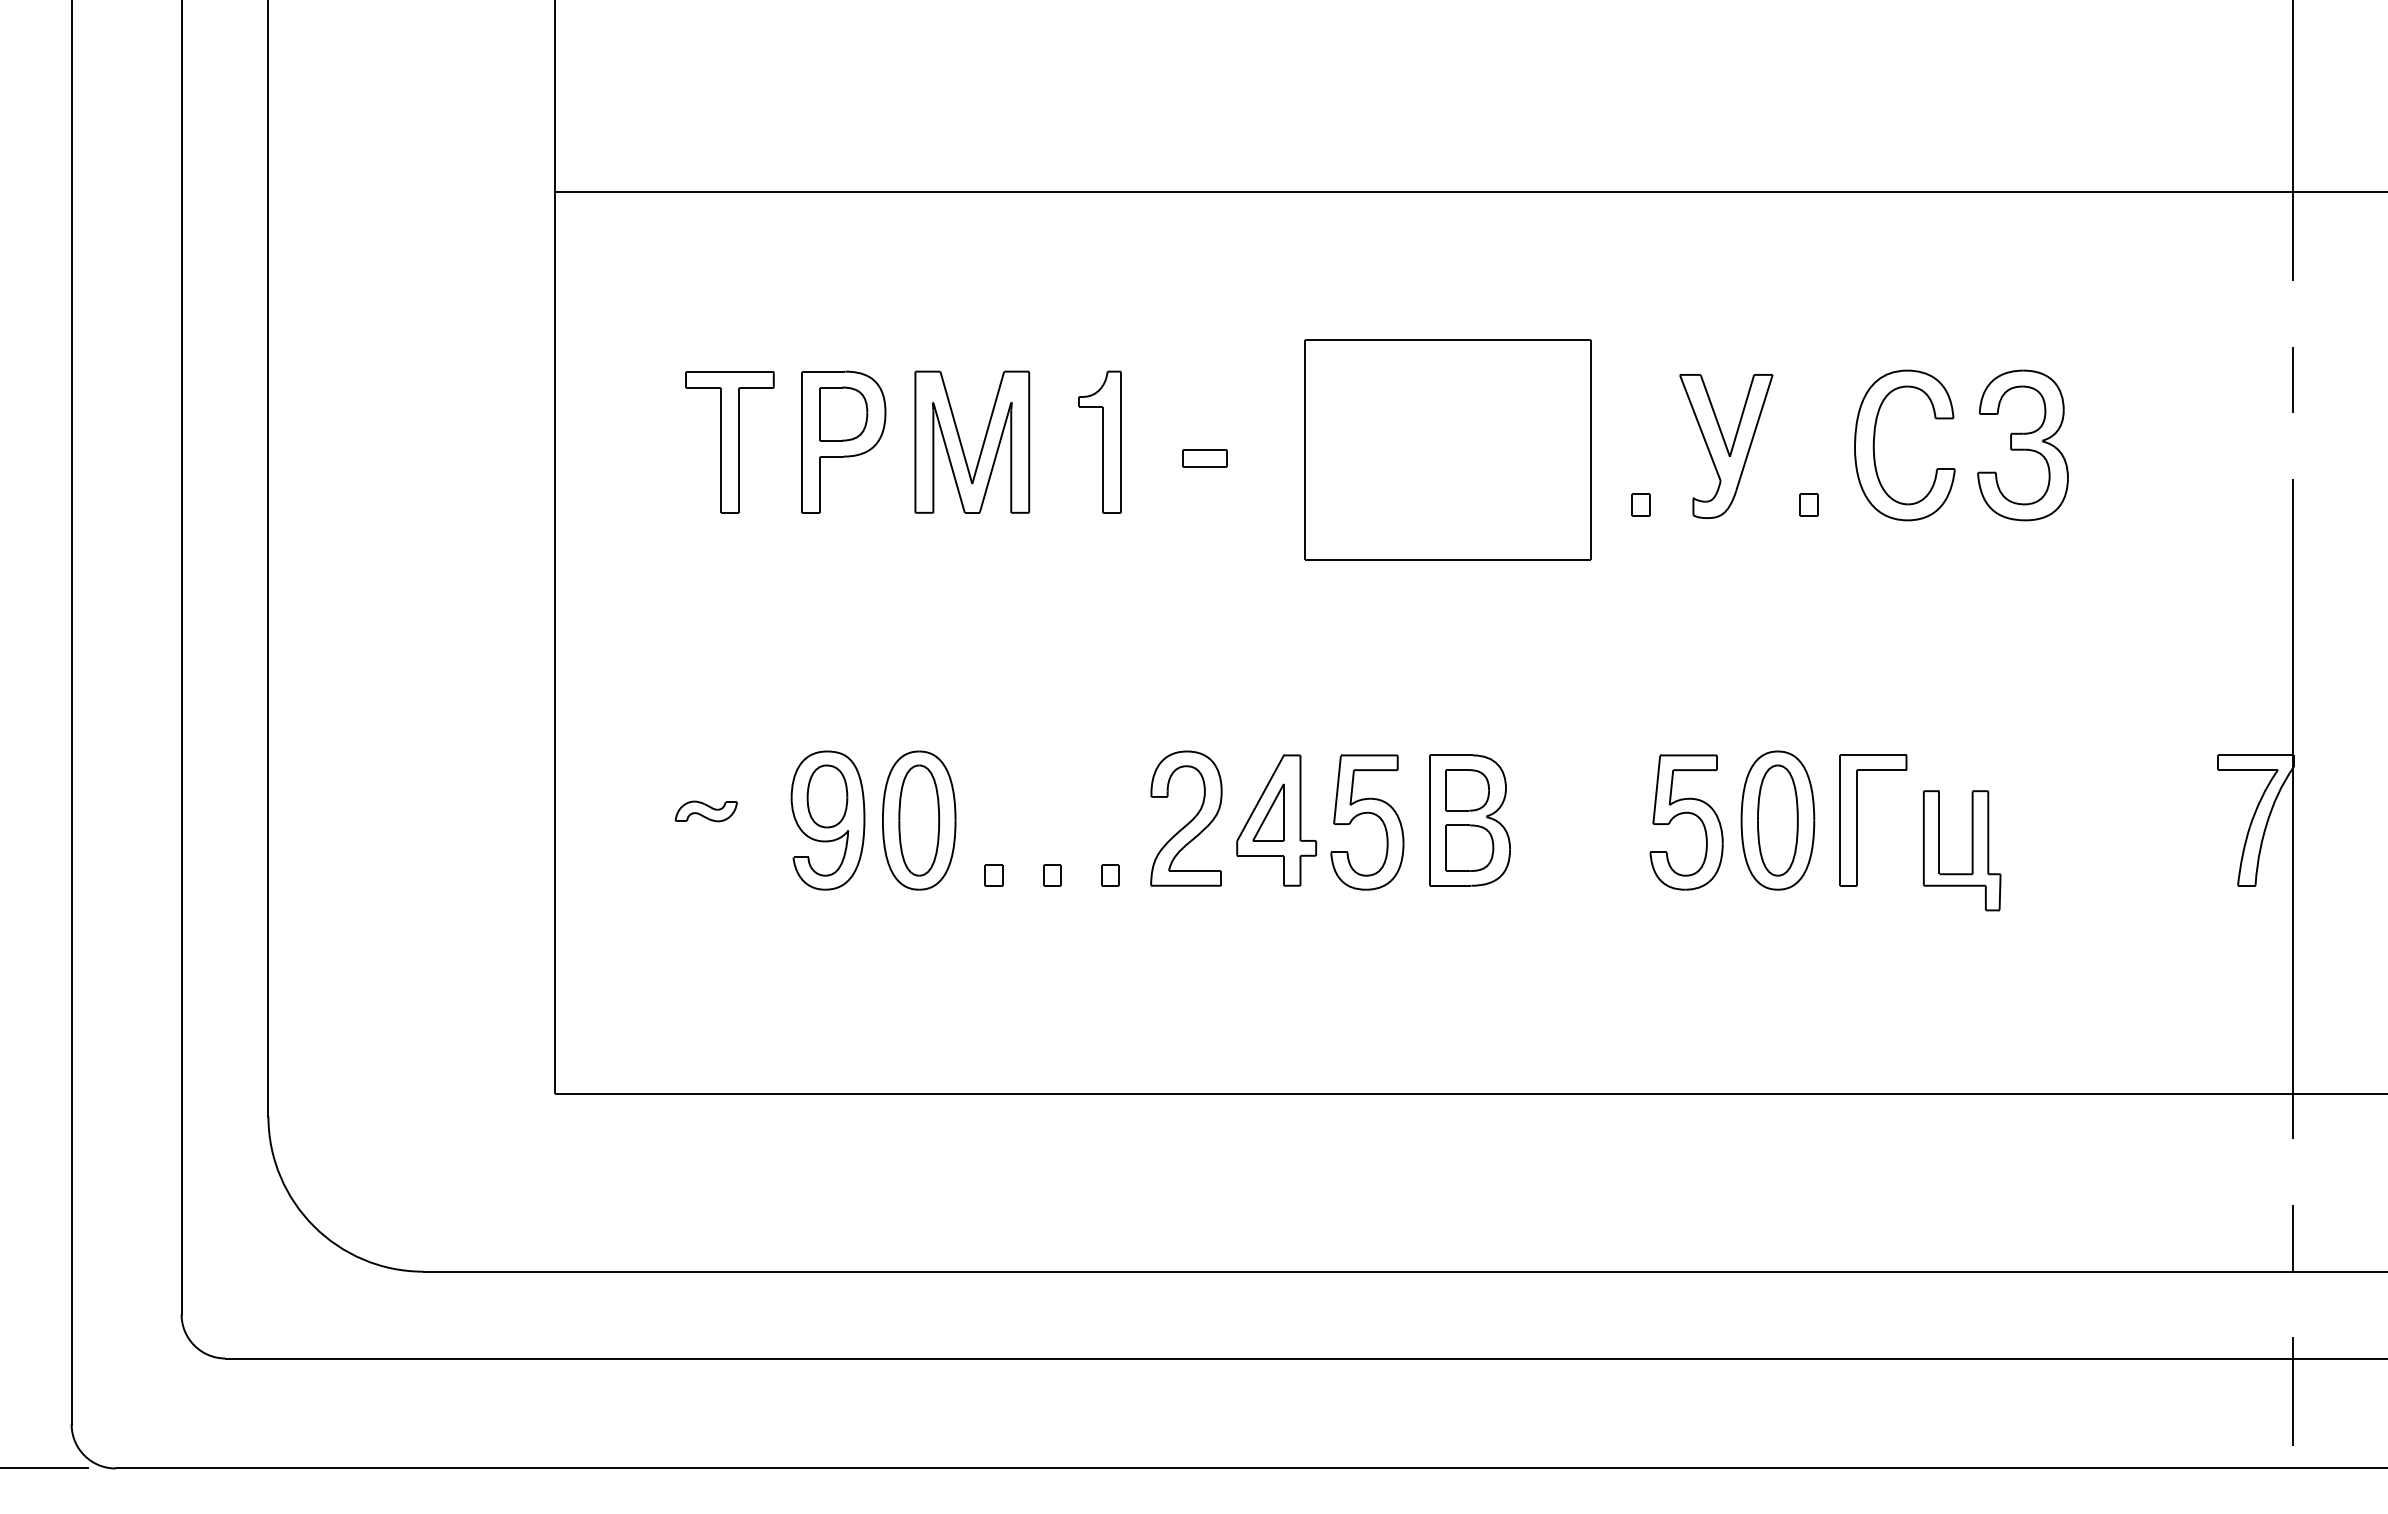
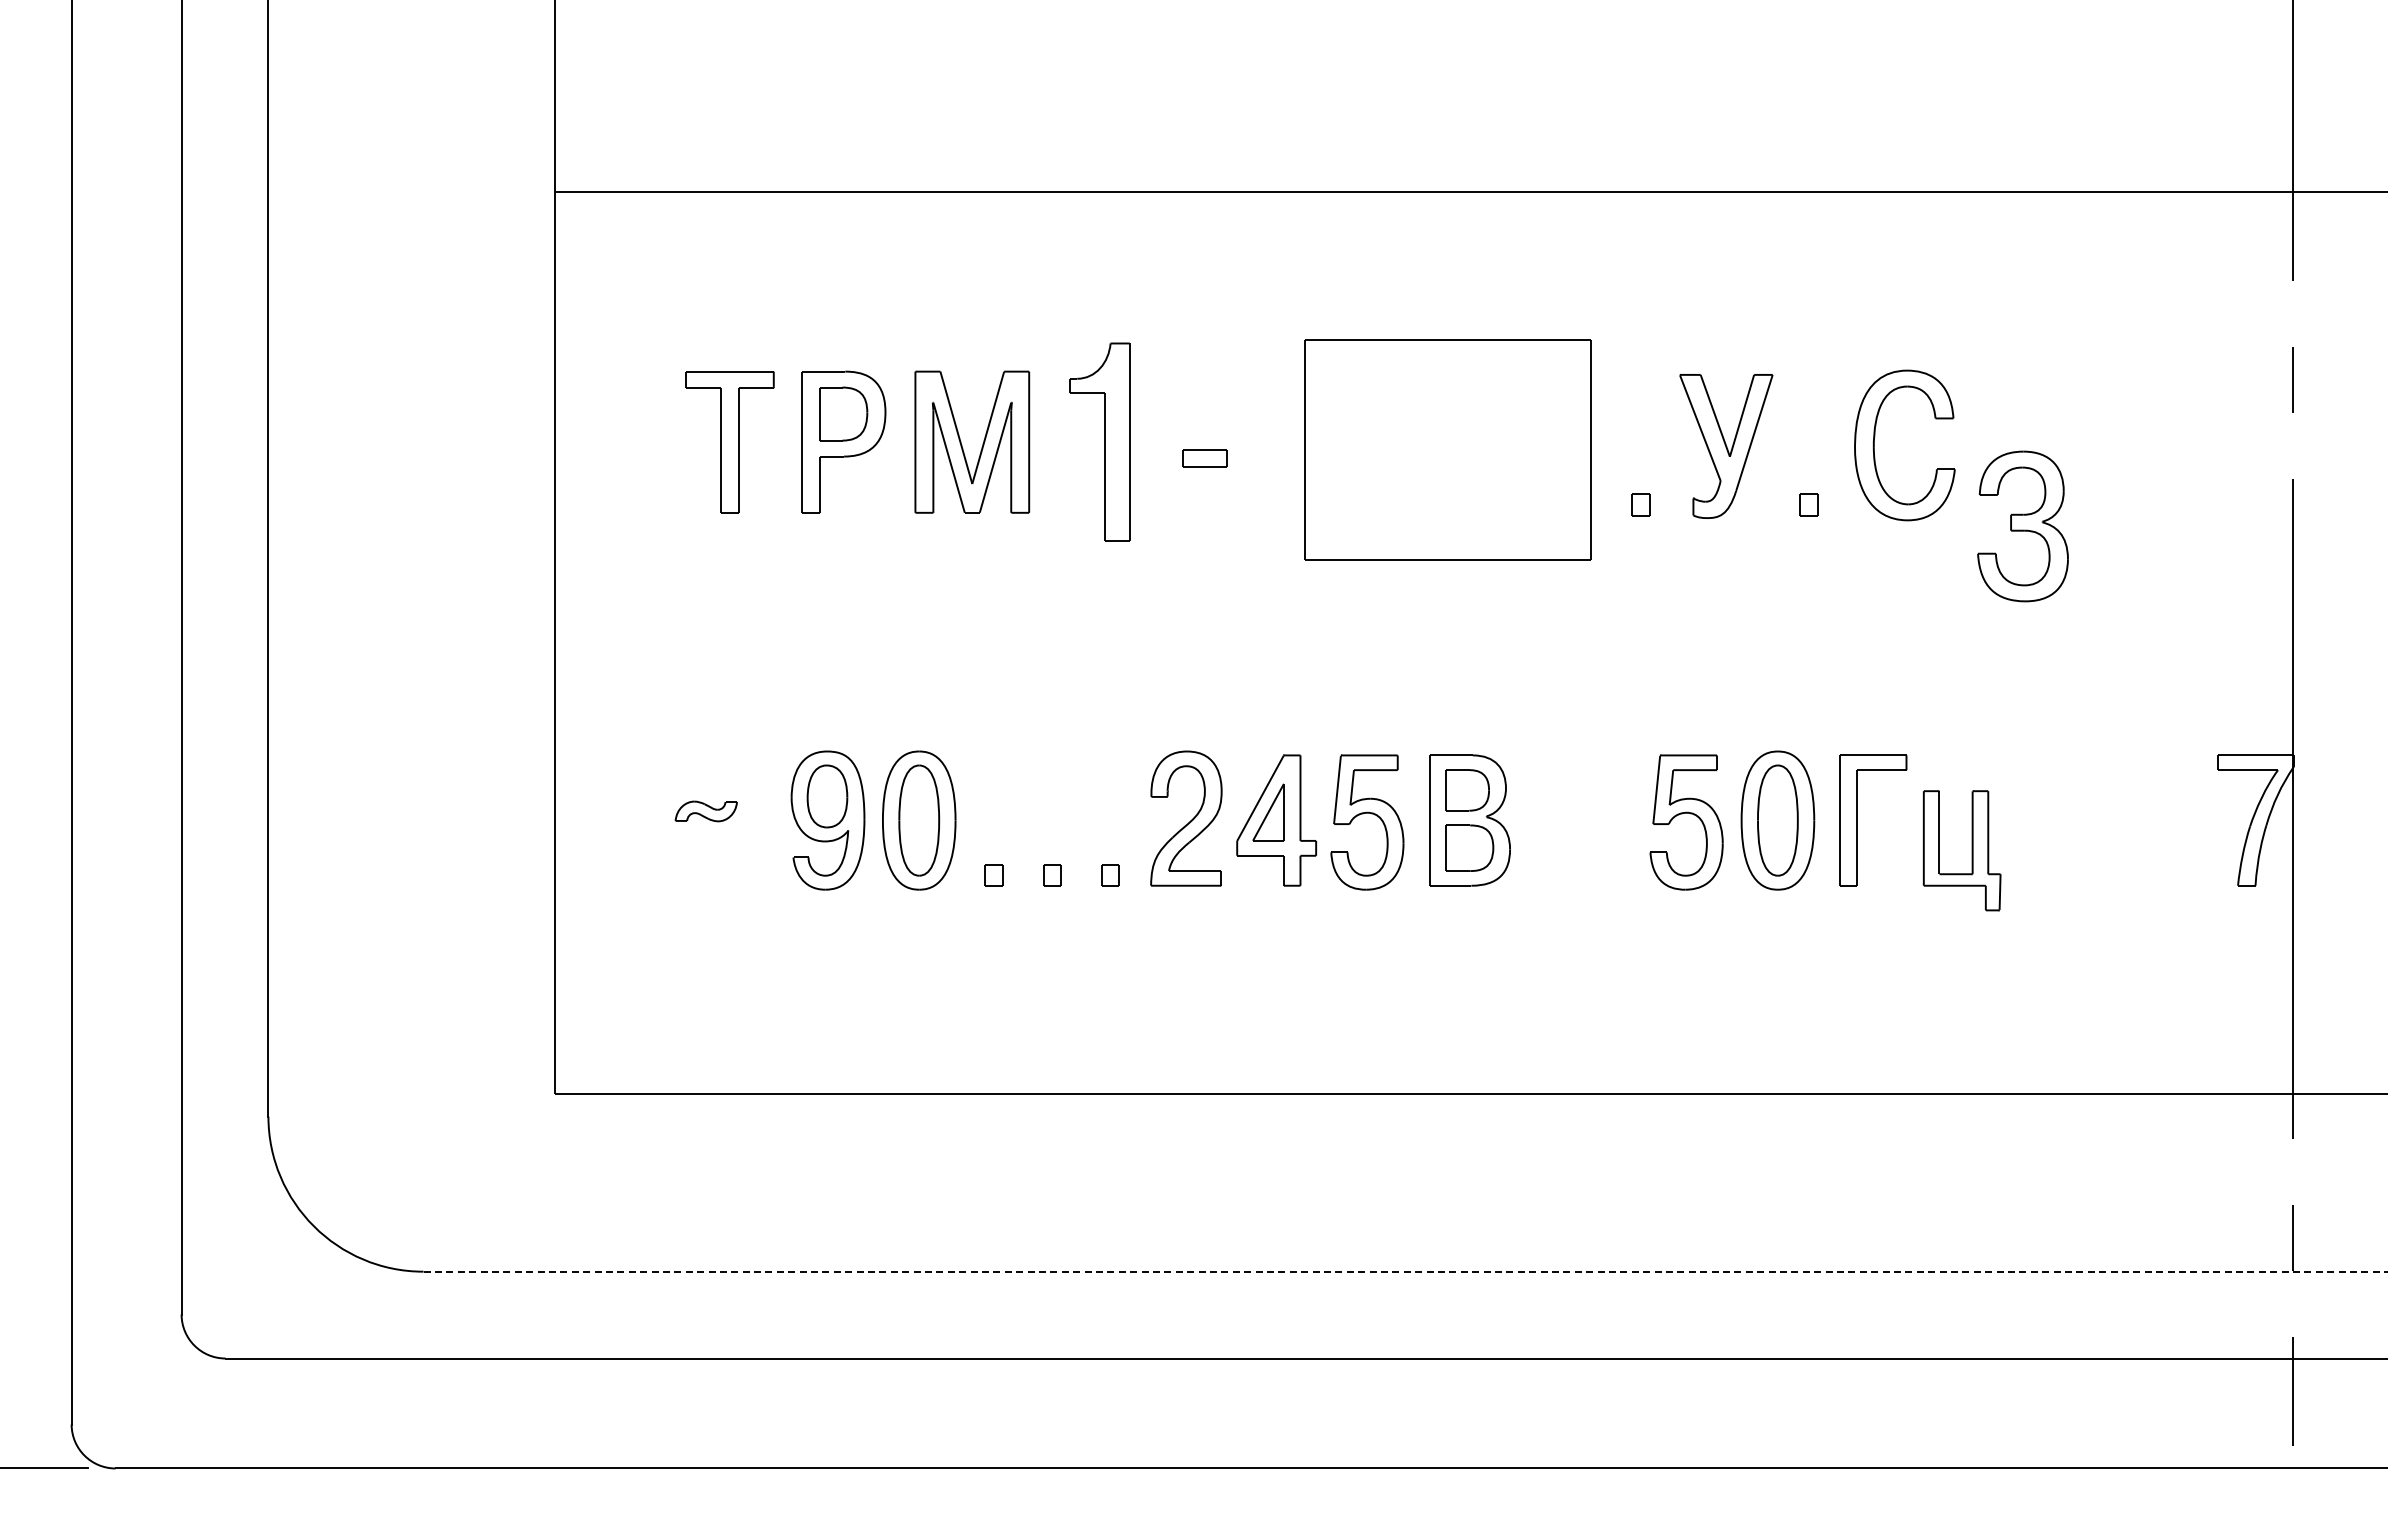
part size: 44x144 px -> 62x200 px (1099, 441)
part position: (2022, 445) -> (2022, 526) (2022, 526)
line: solid -> dashed (1405, 1271)
